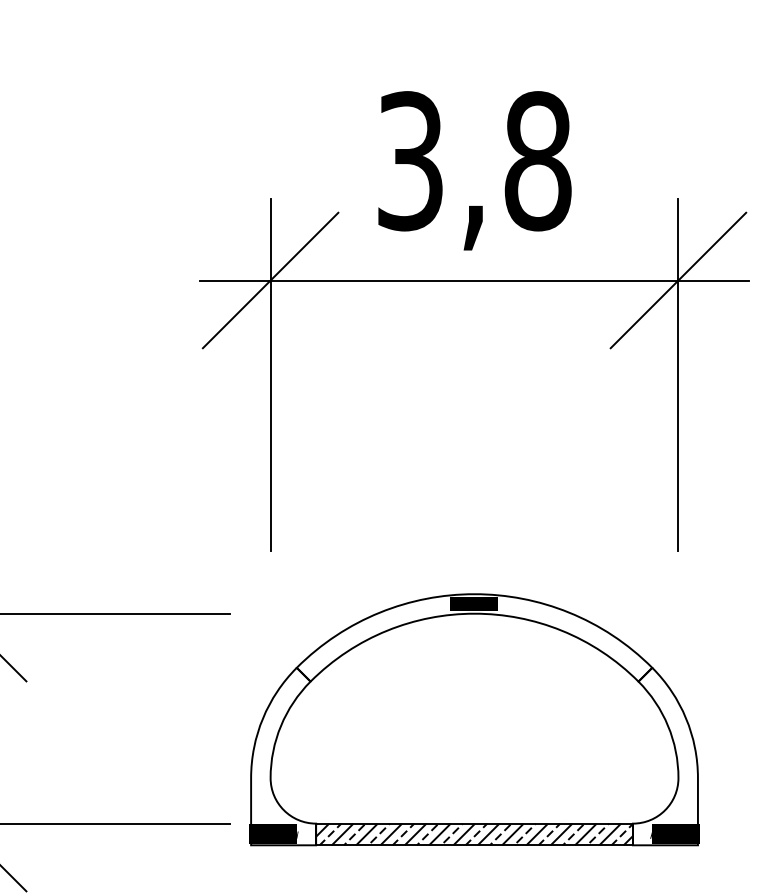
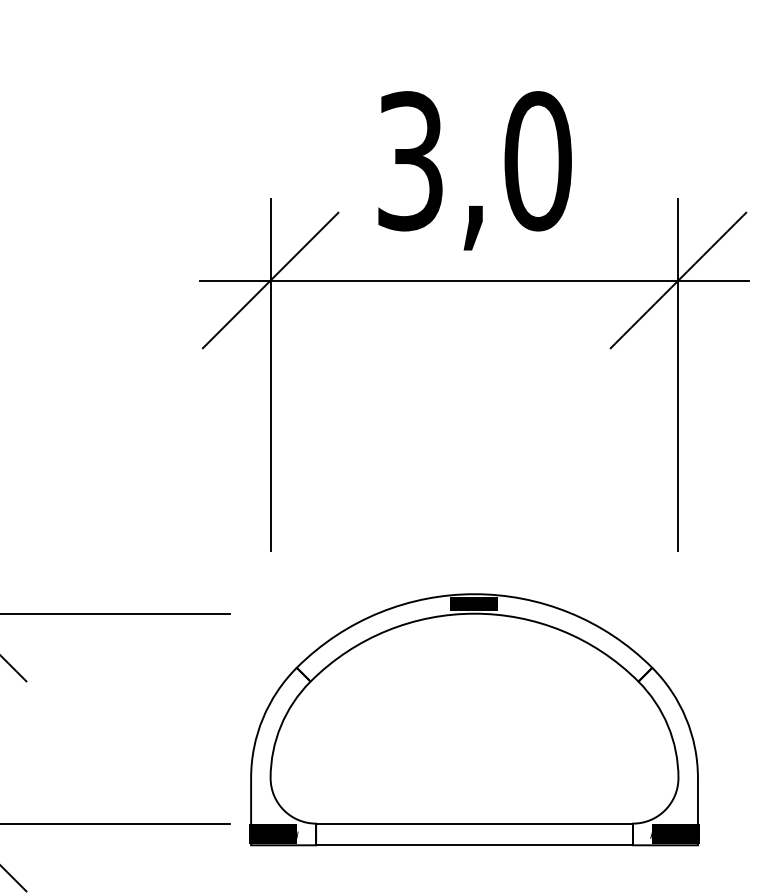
text: 3,8 -> 3,0 (537, 161)
hatch: present -> none (474, 834)
